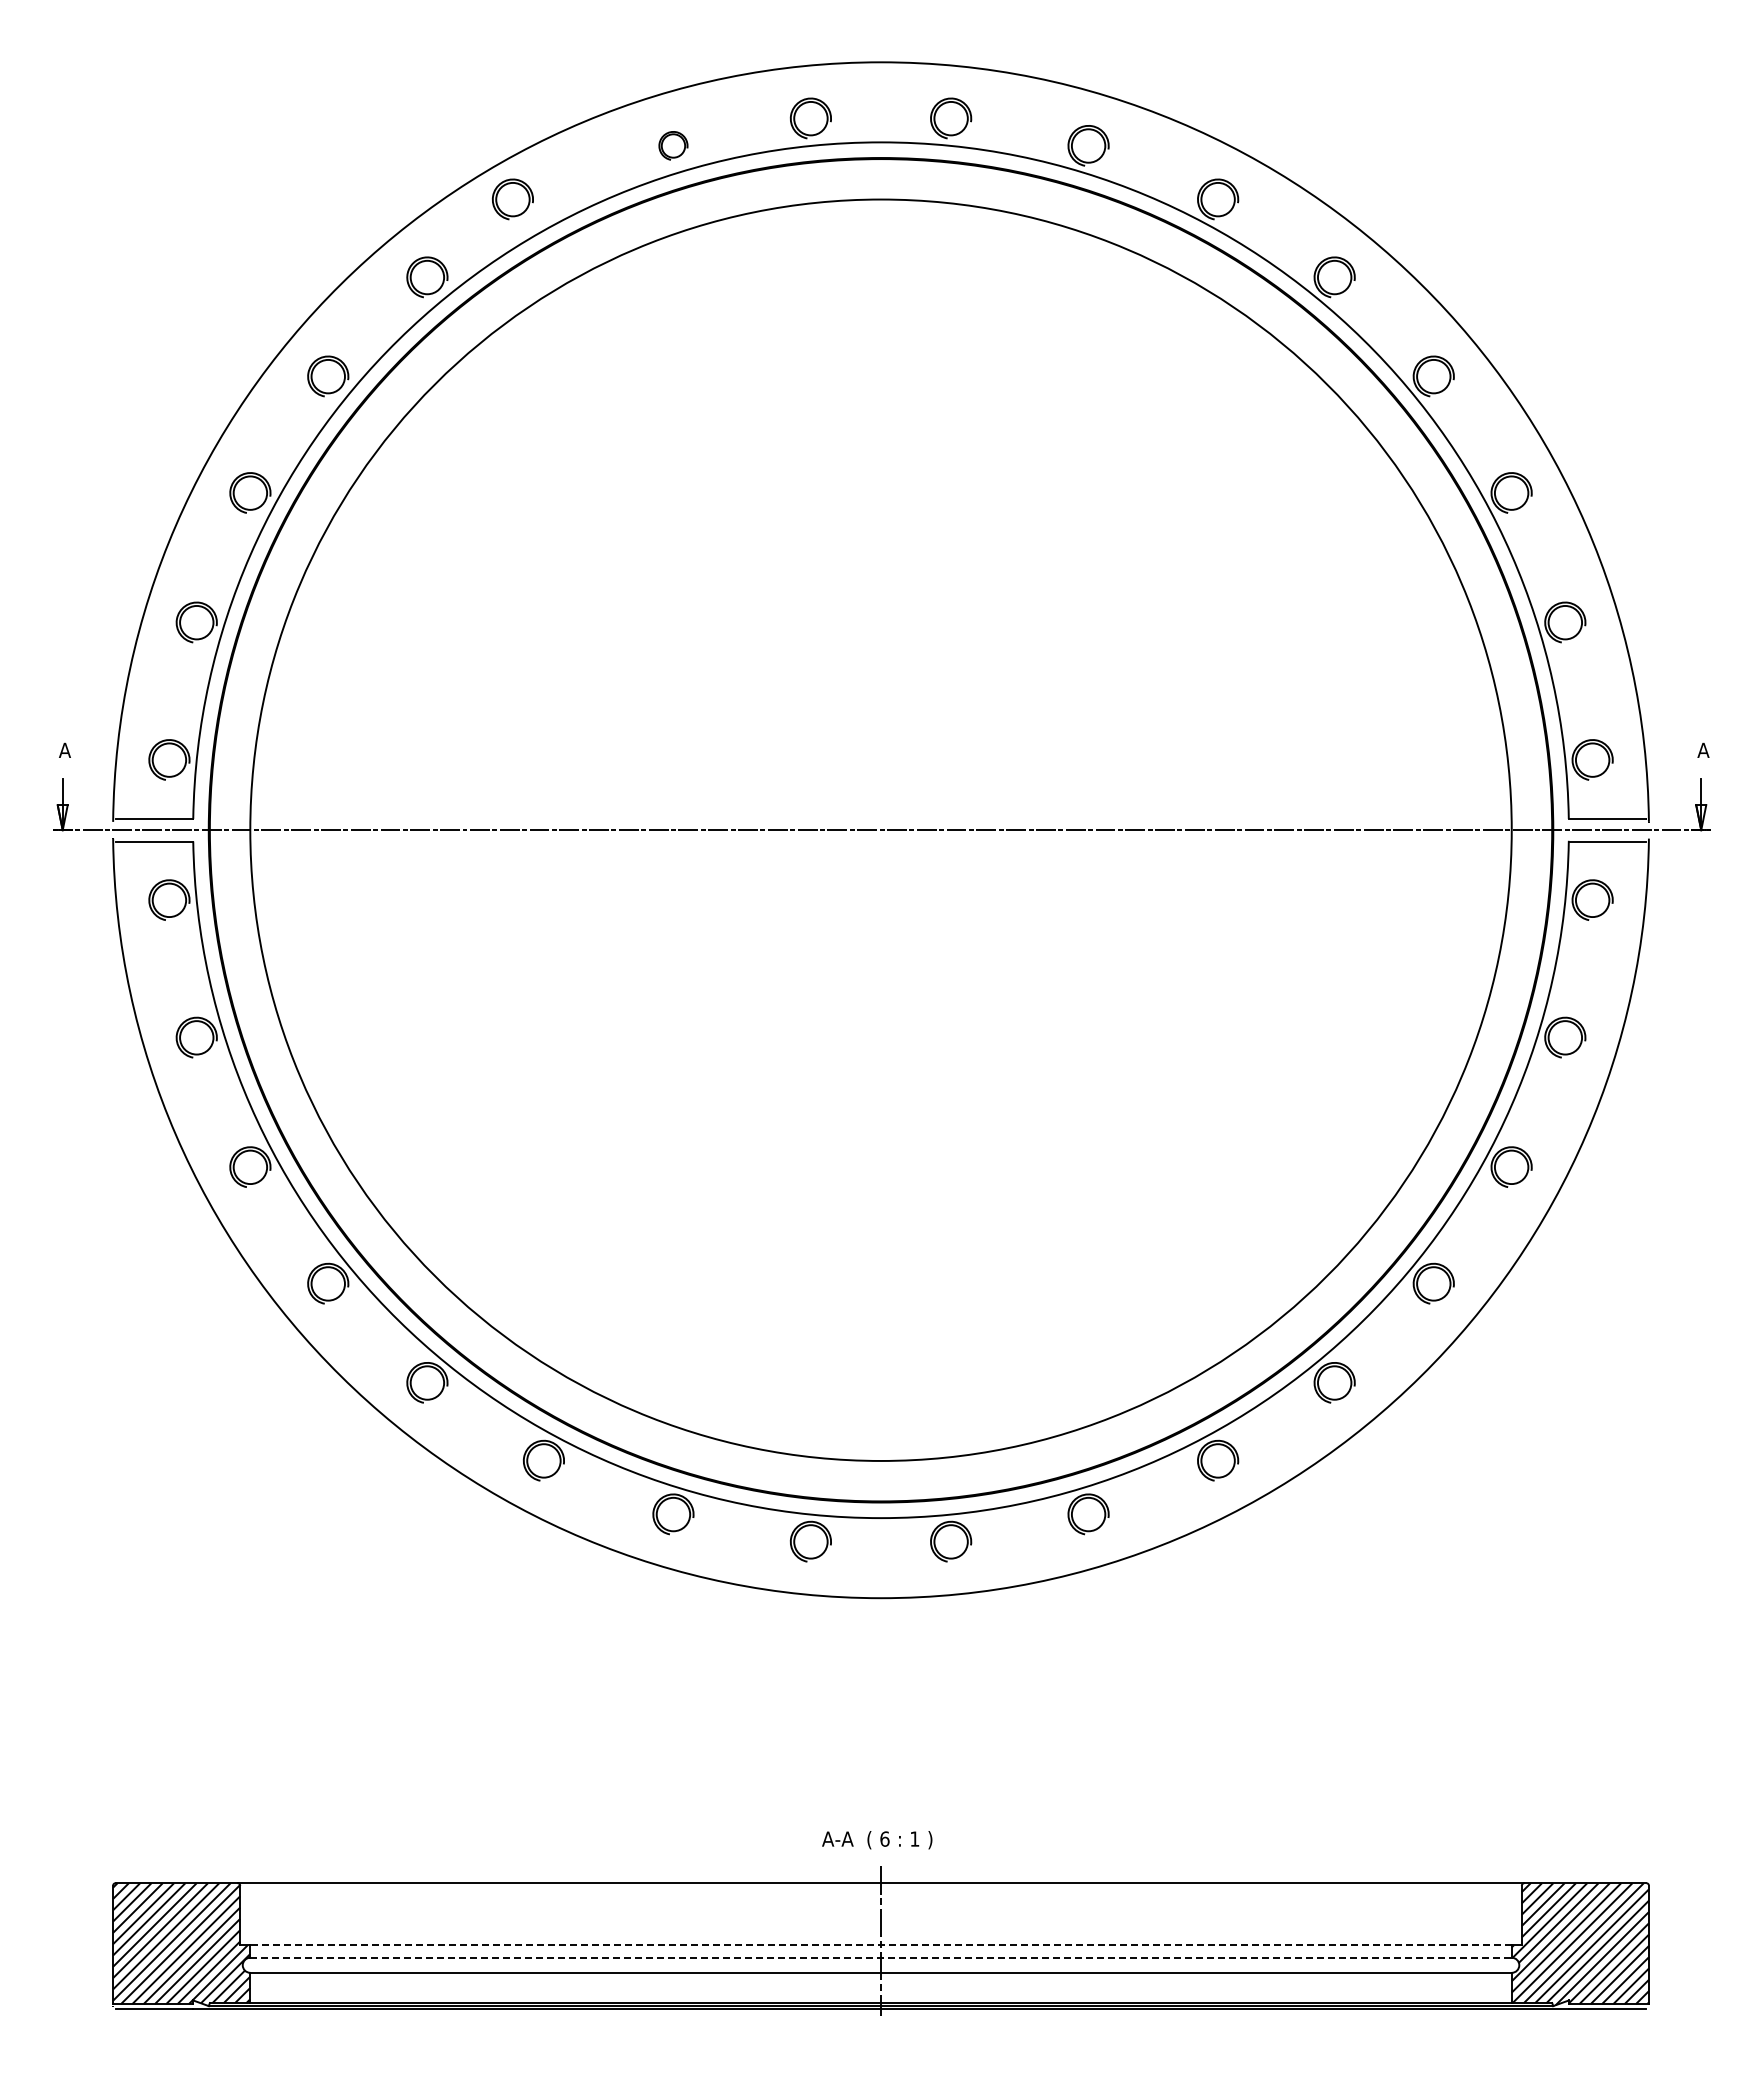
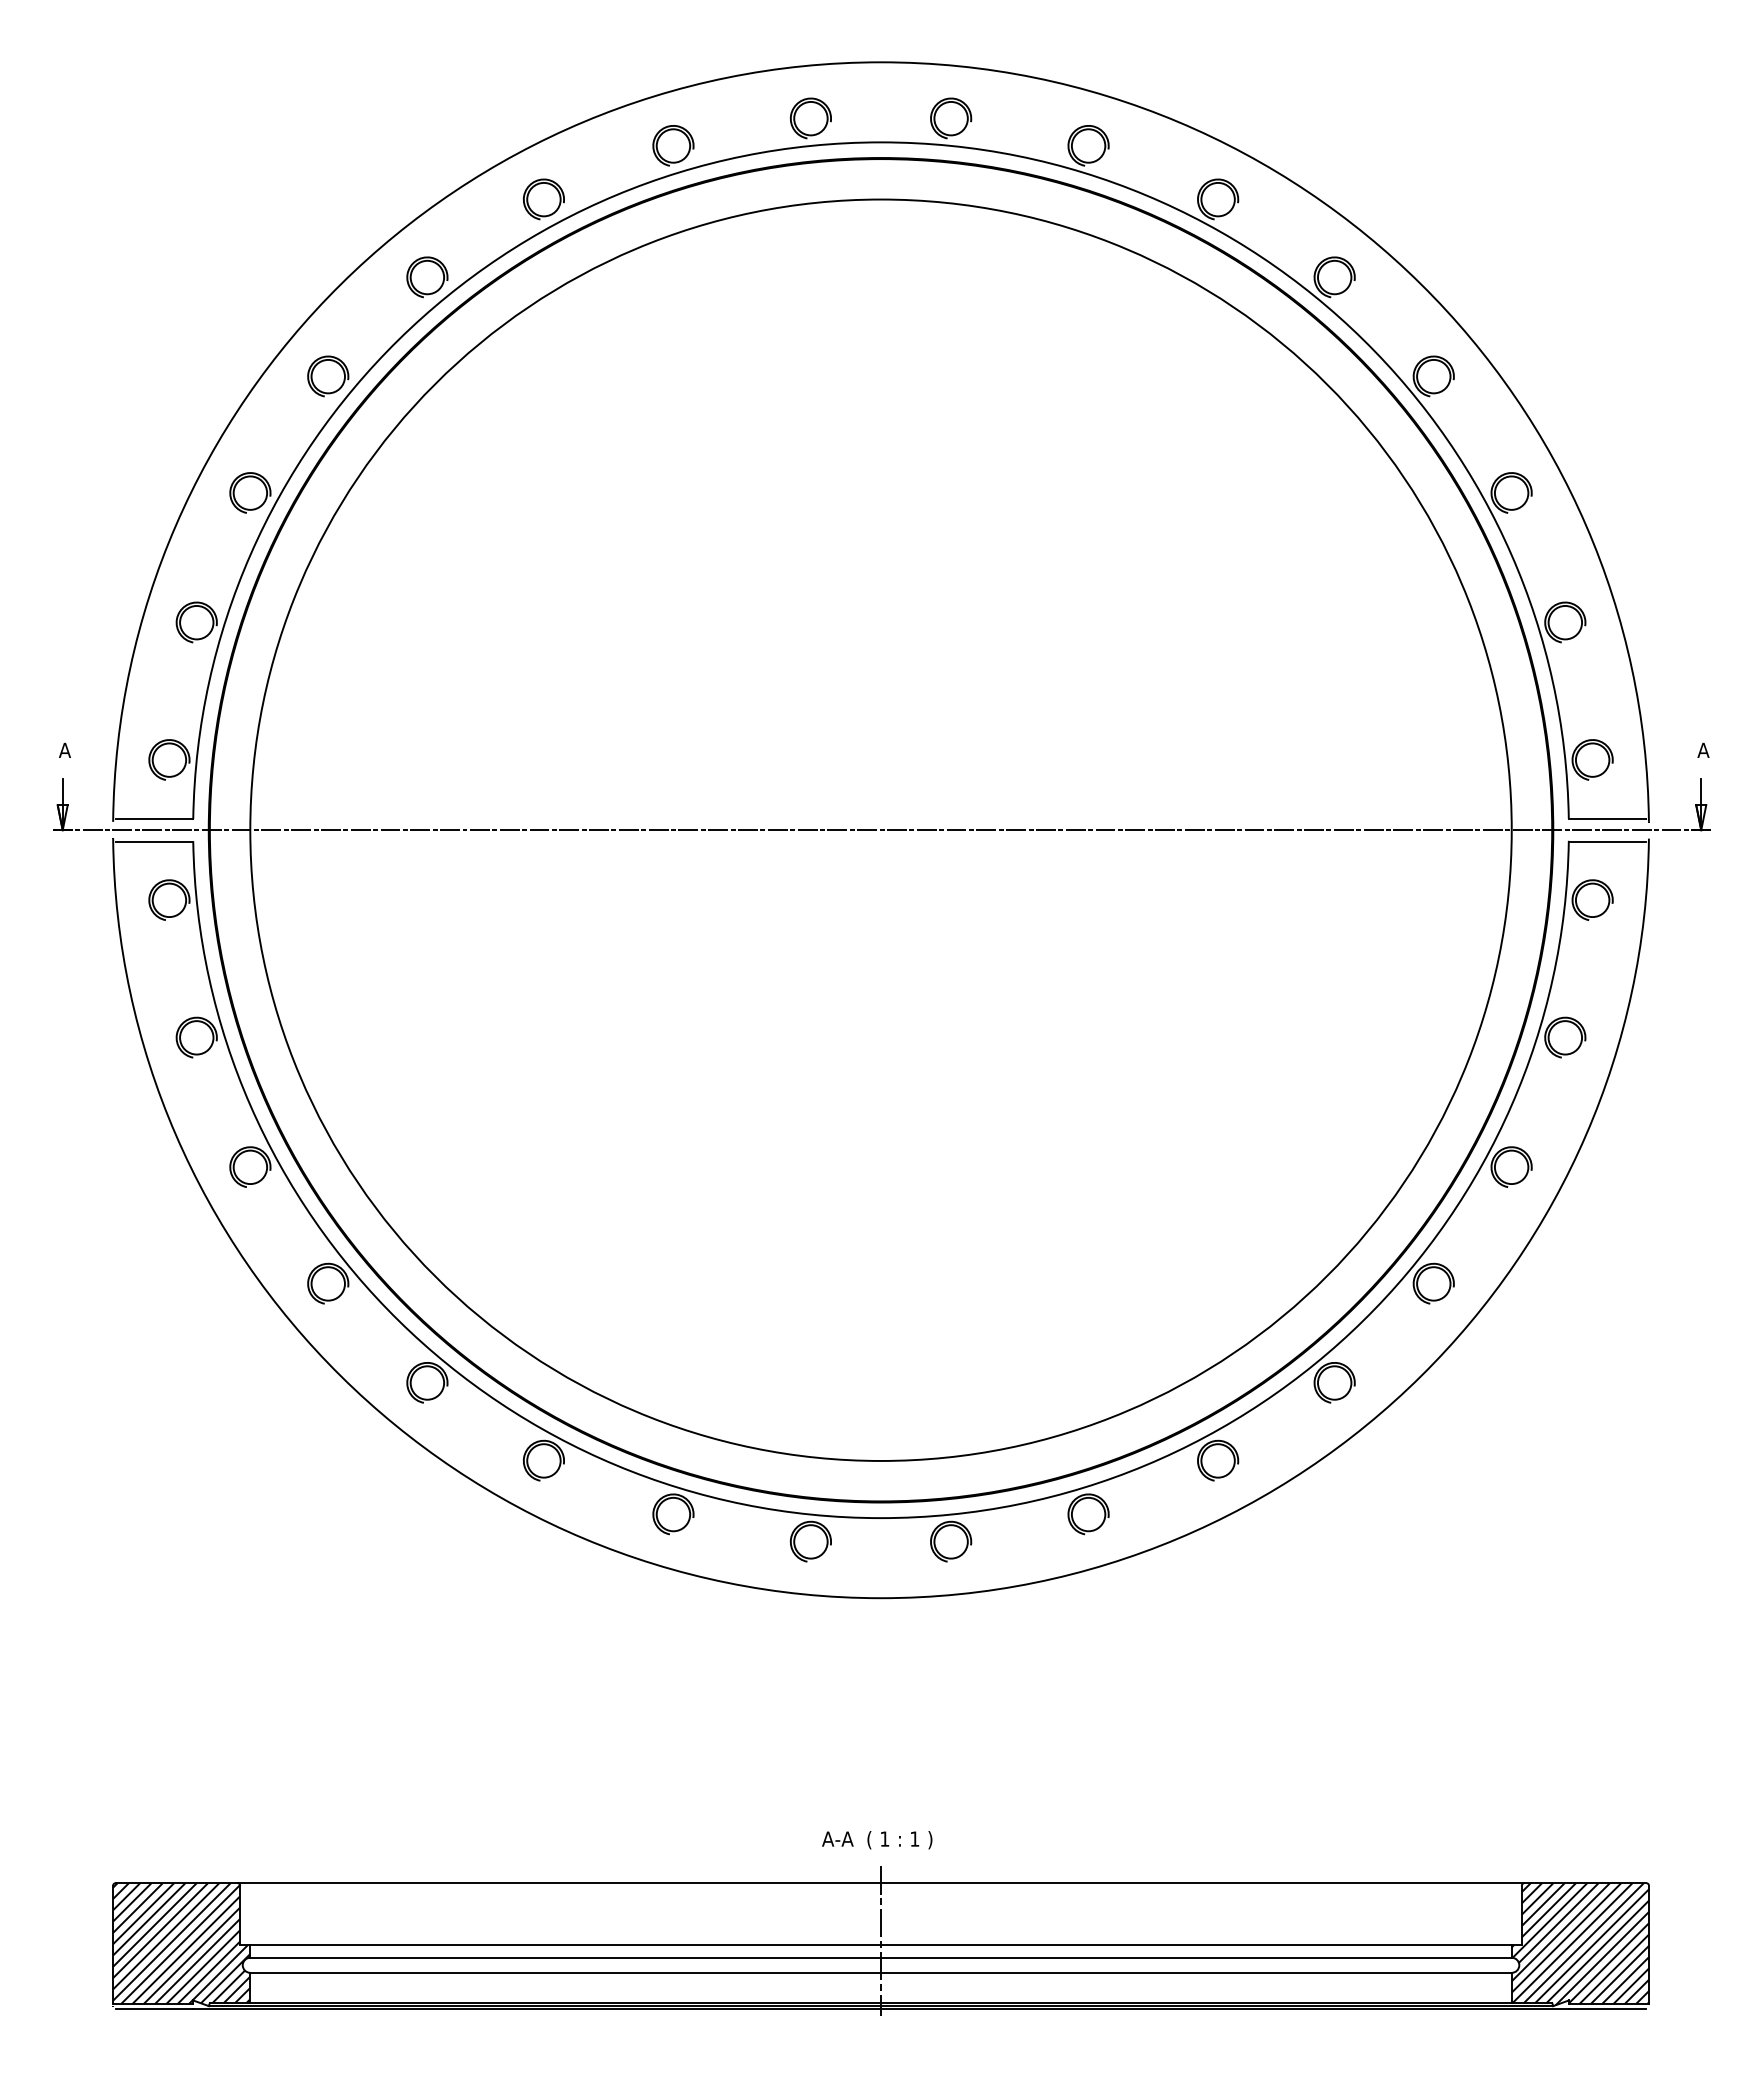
part size: 31x30 px -> 43x42 px (673, 145)
part position: (512, 199) -> (543, 199) (543, 199)
text: 6 -> 1 (884, 1838)
line: dashed -> solid (881, 1945)
line: dashed -> solid (881, 1957)
